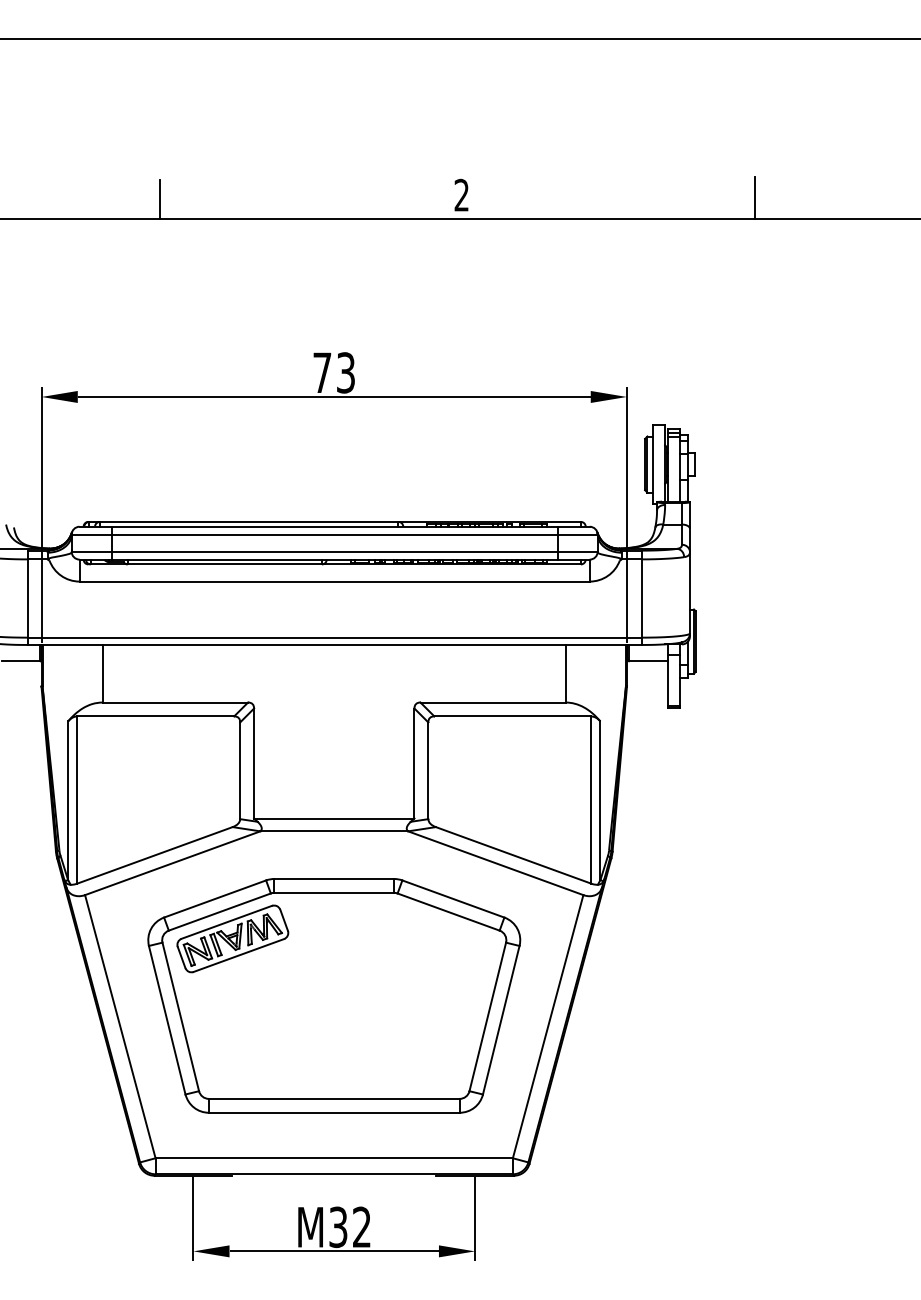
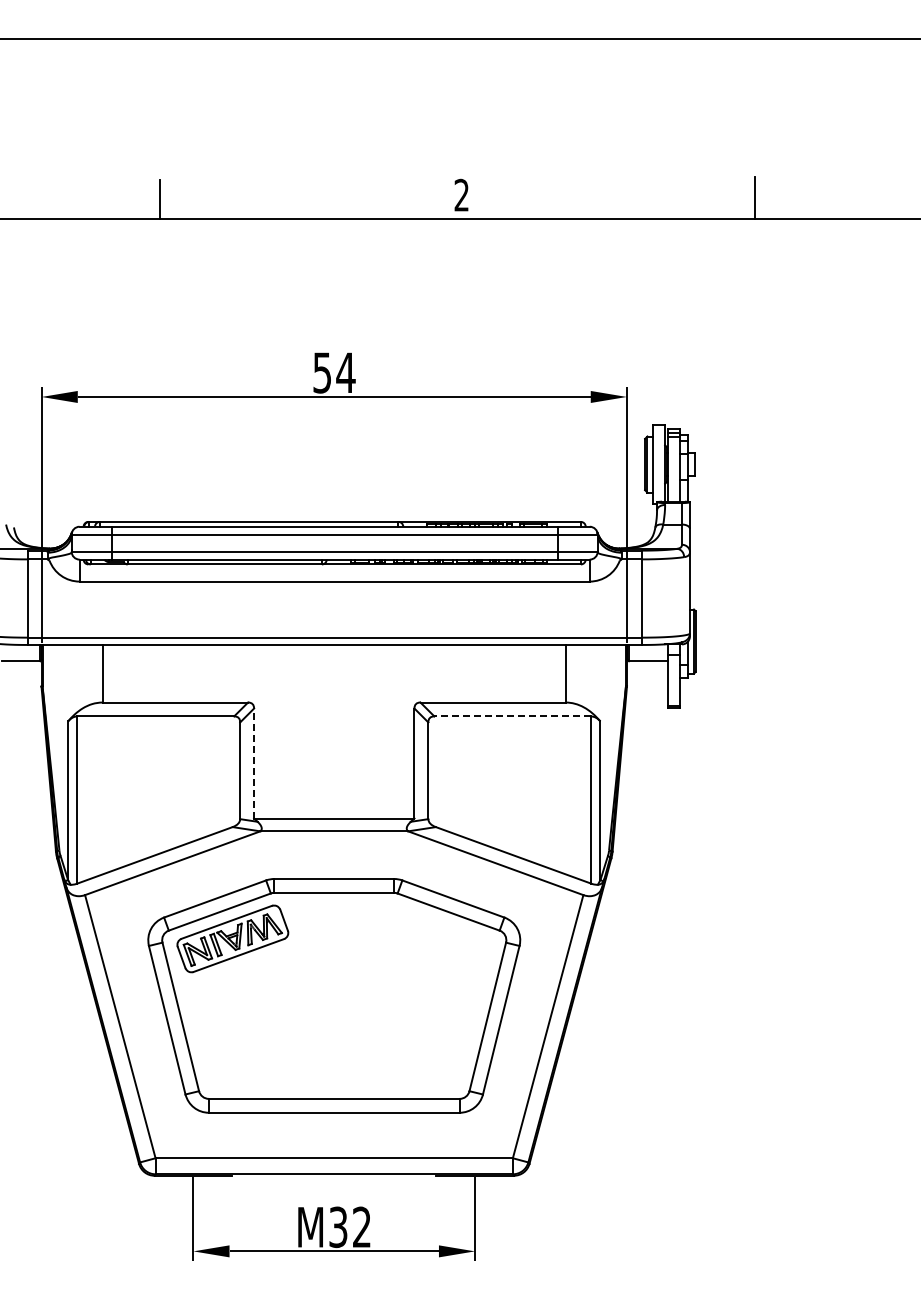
text: 73 -> 54 (334, 372)
line: solid -> dashed (512, 716)
line: solid -> dashed (254, 763)
